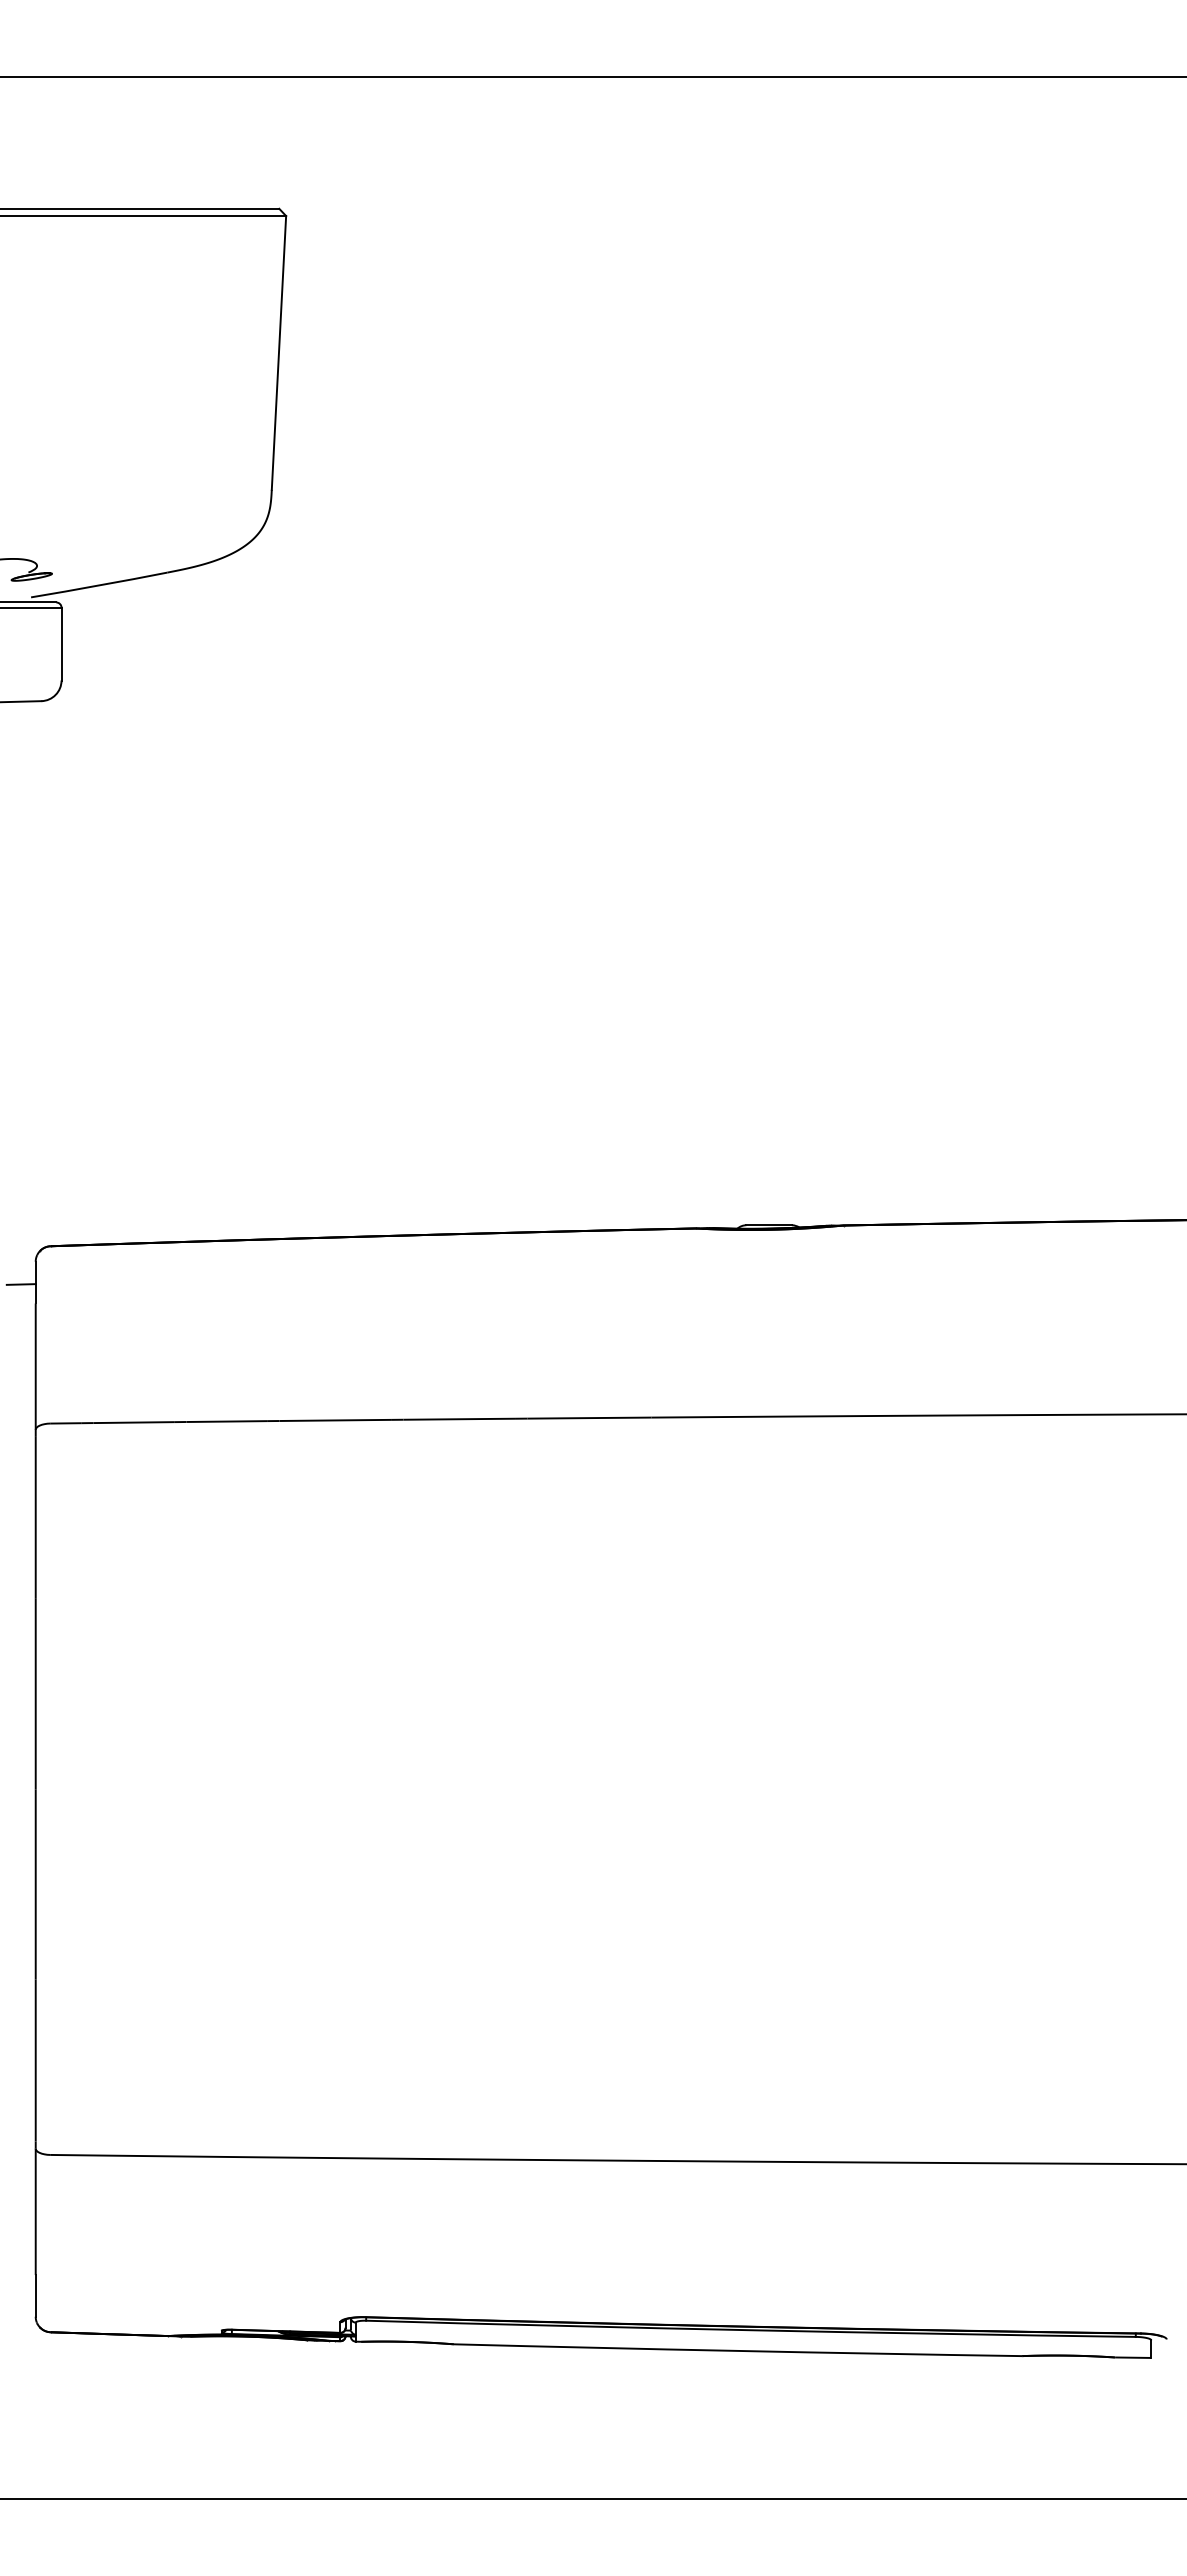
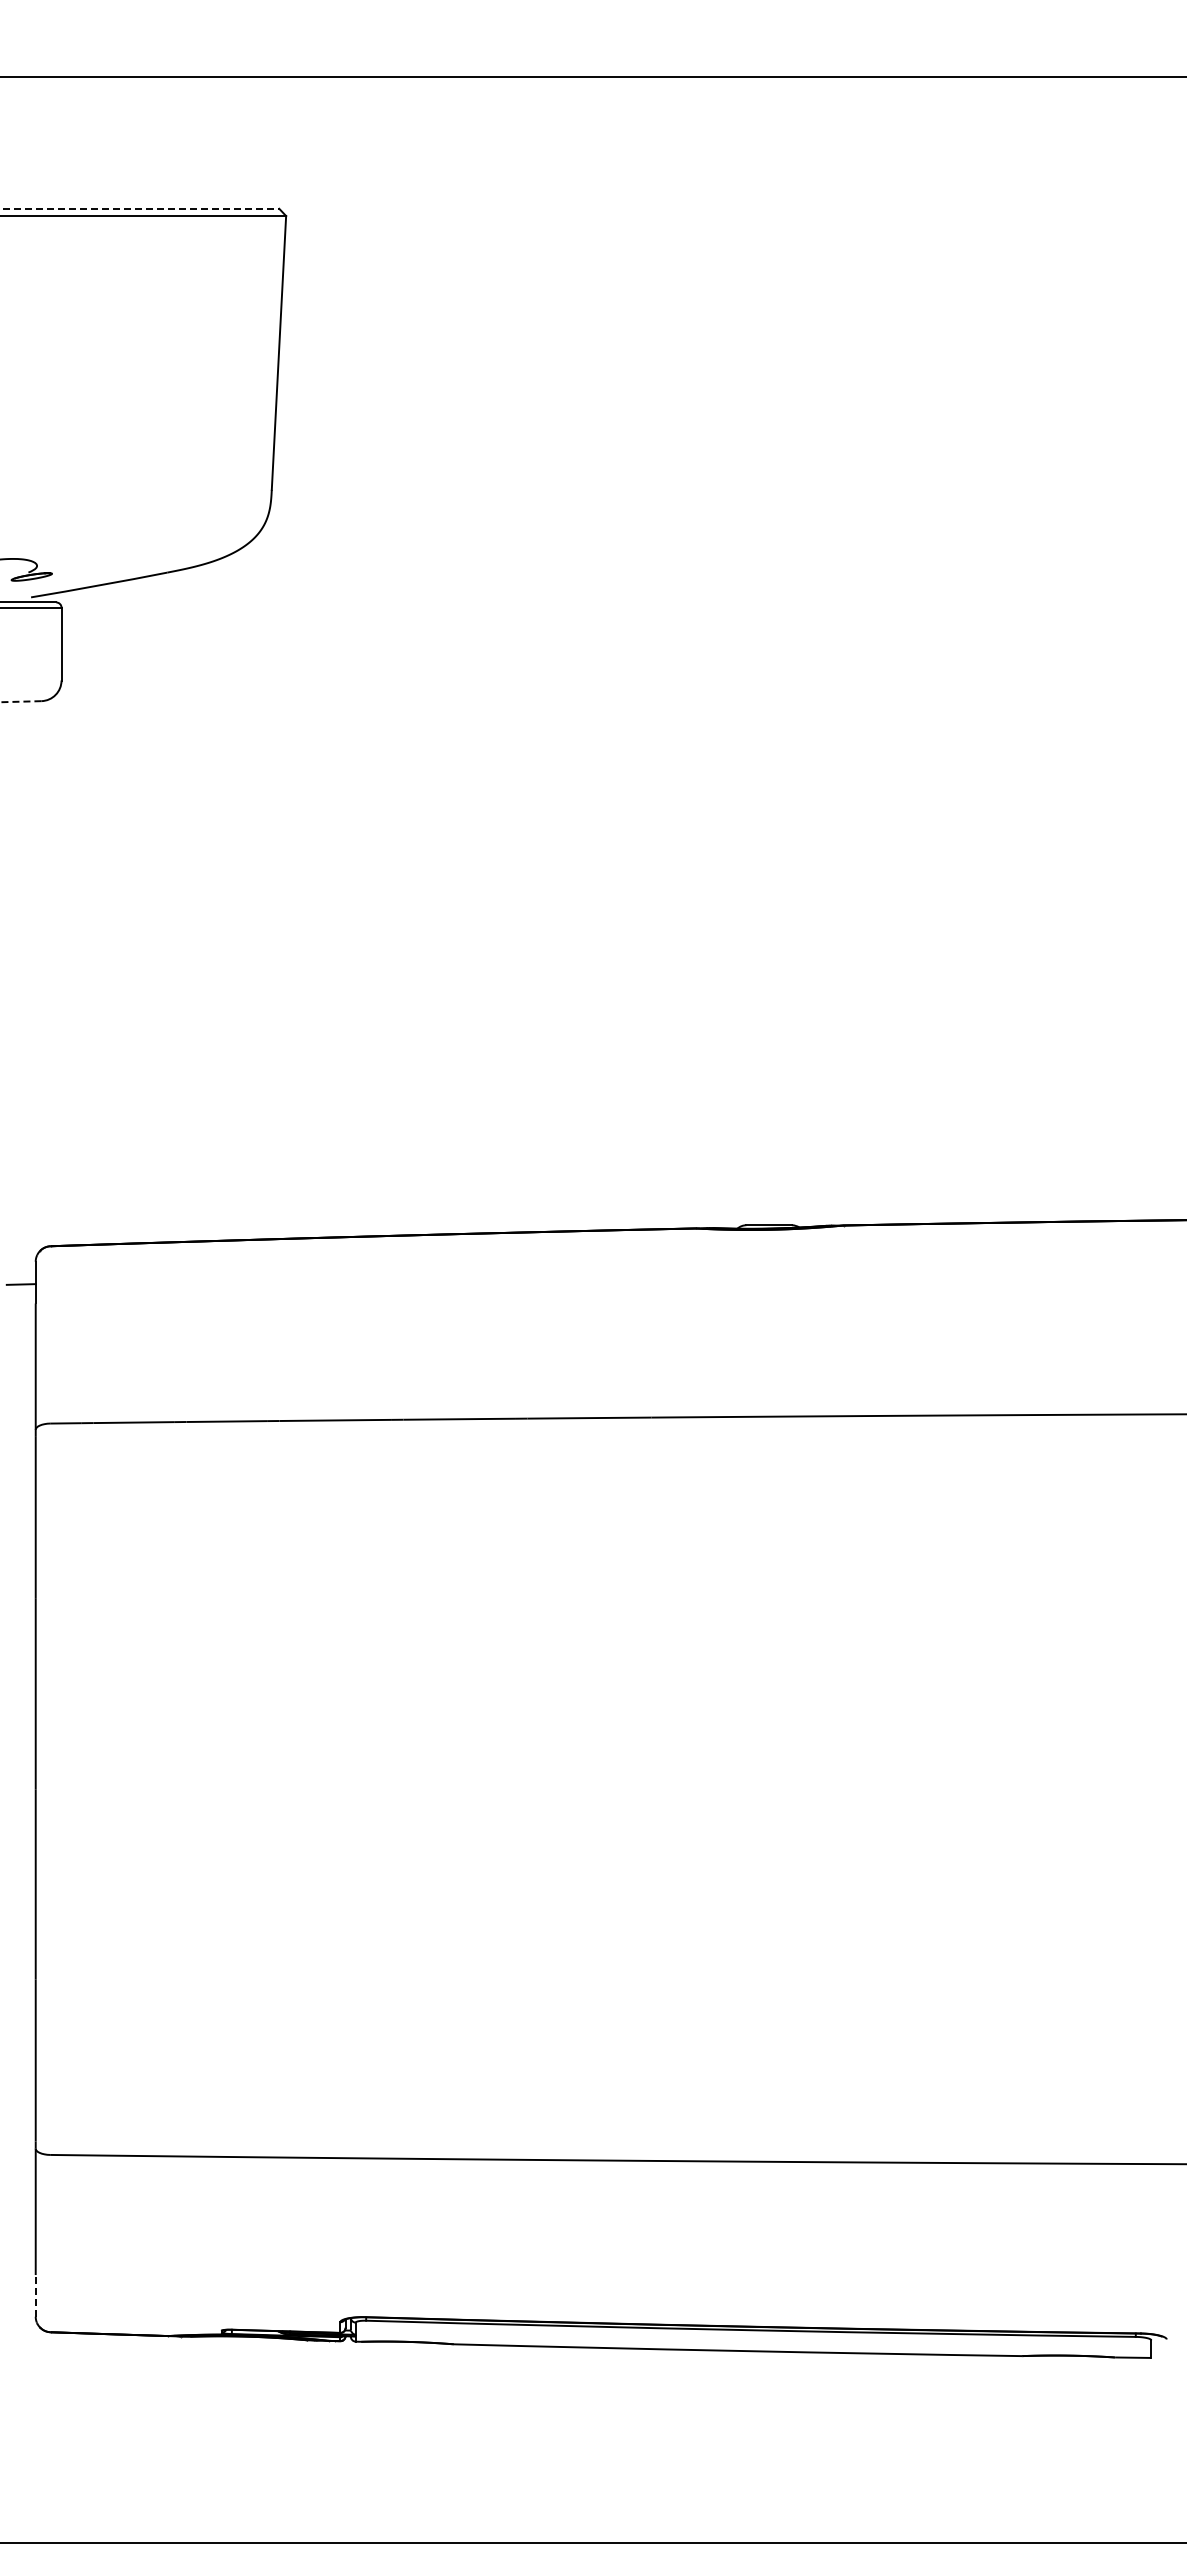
line: solid -> dashed (140, 208)
line: solid -> dashed (20, 701)
line: solid -> dashed (35, 2295)
line position: (592, 2498) -> (592, 2542) (592, 2542)
